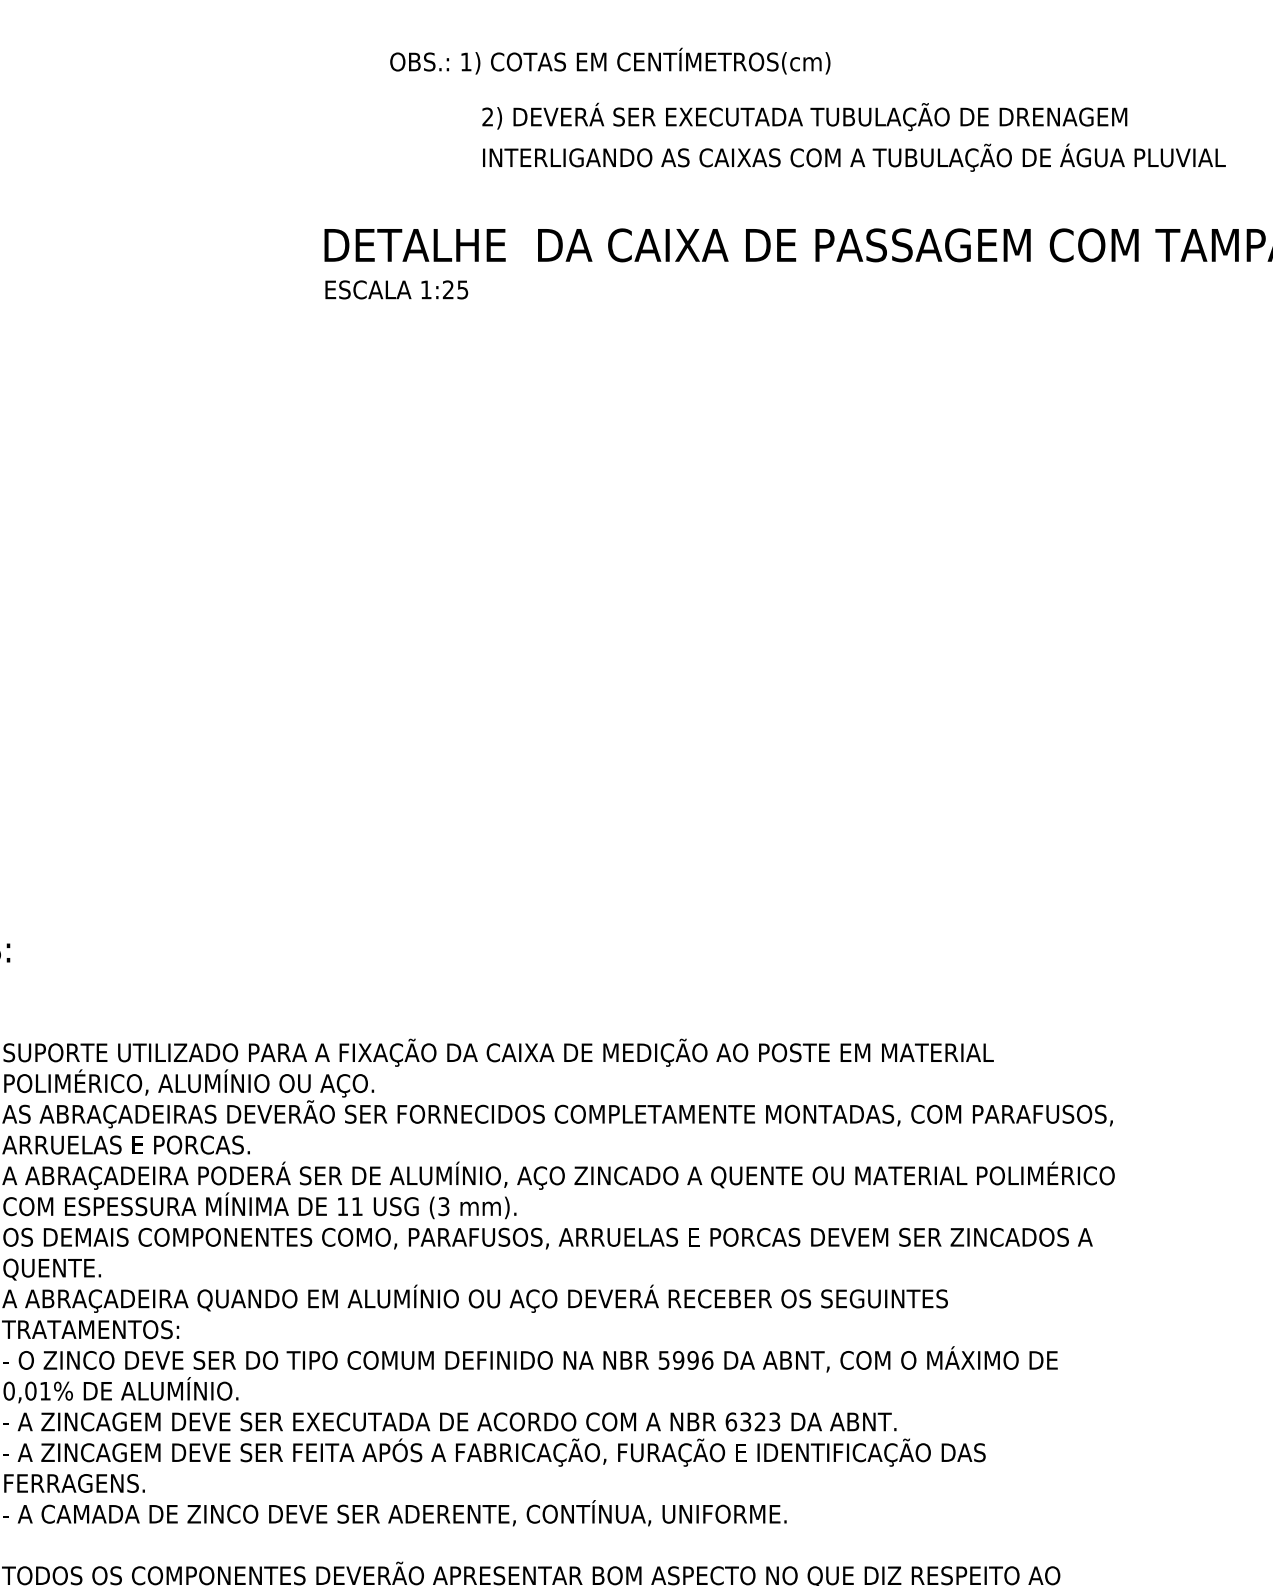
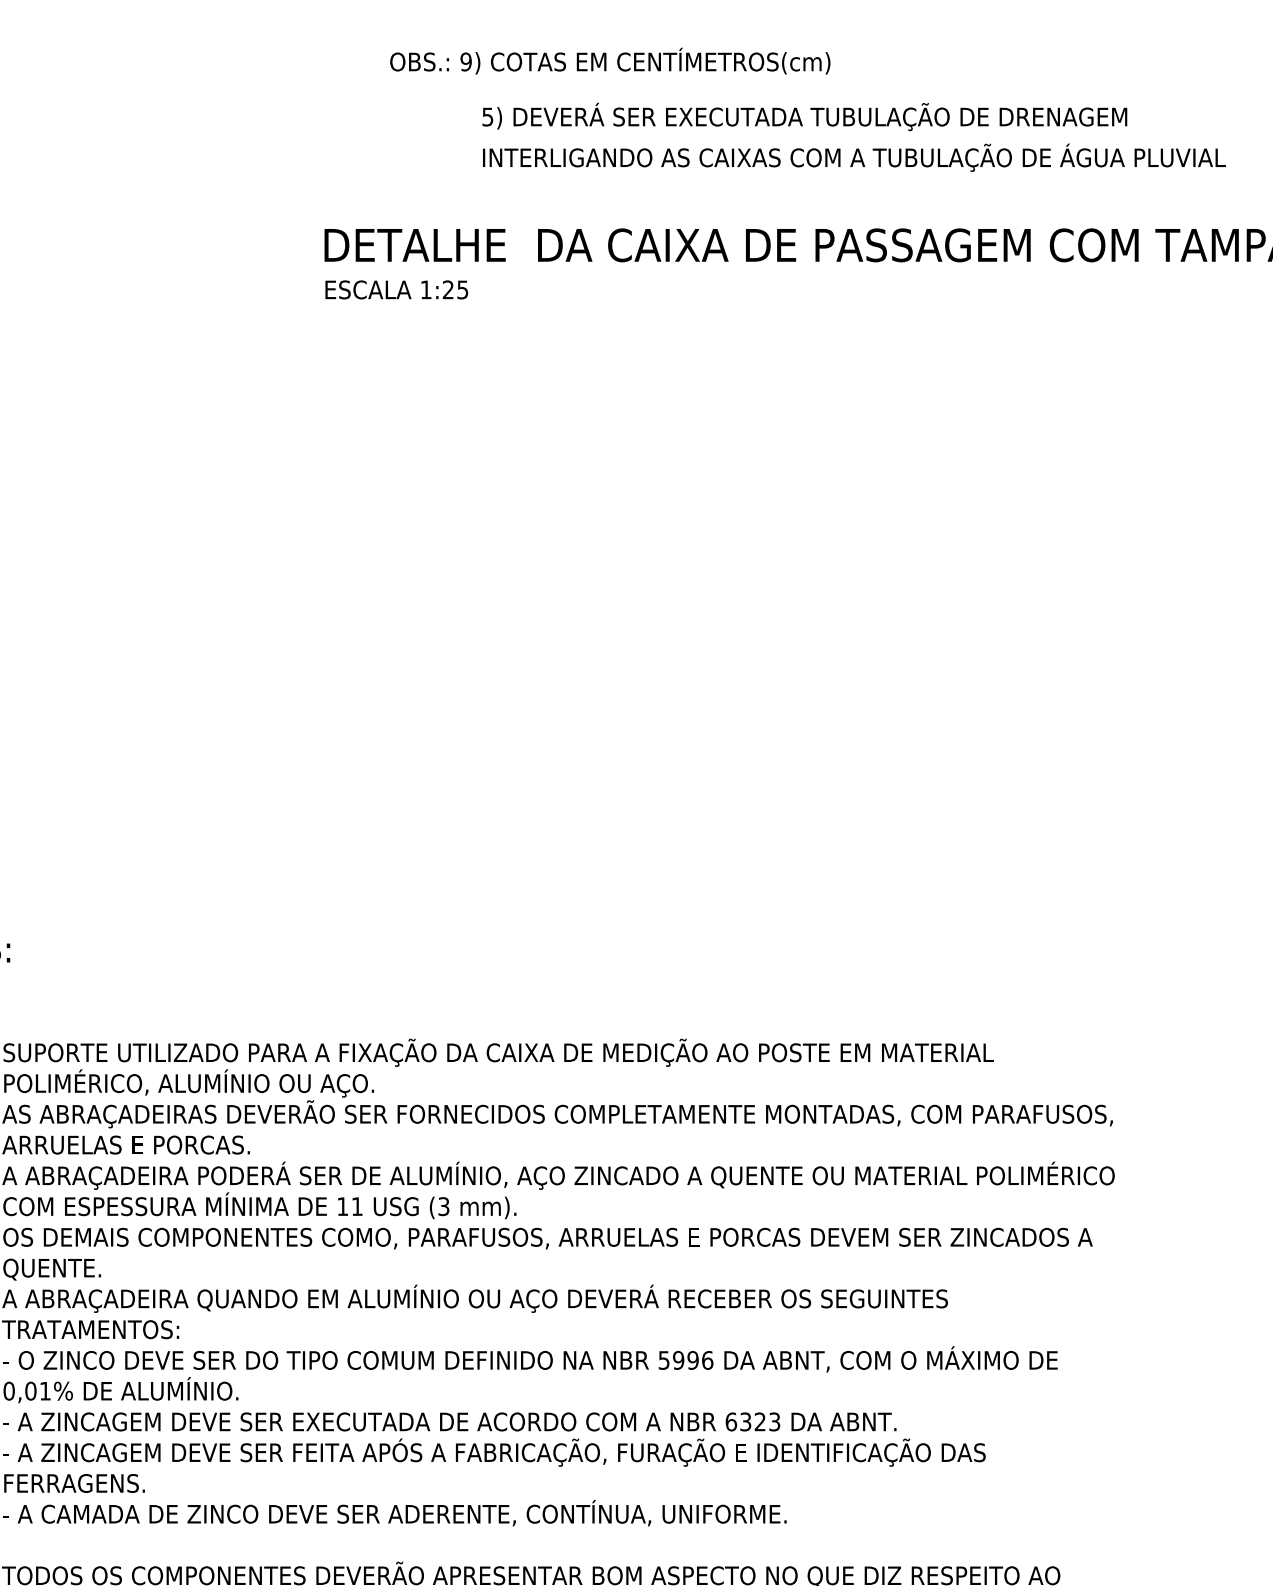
text: 1) -> 9) (465, 61)
text: 2) -> 5) (487, 116)
